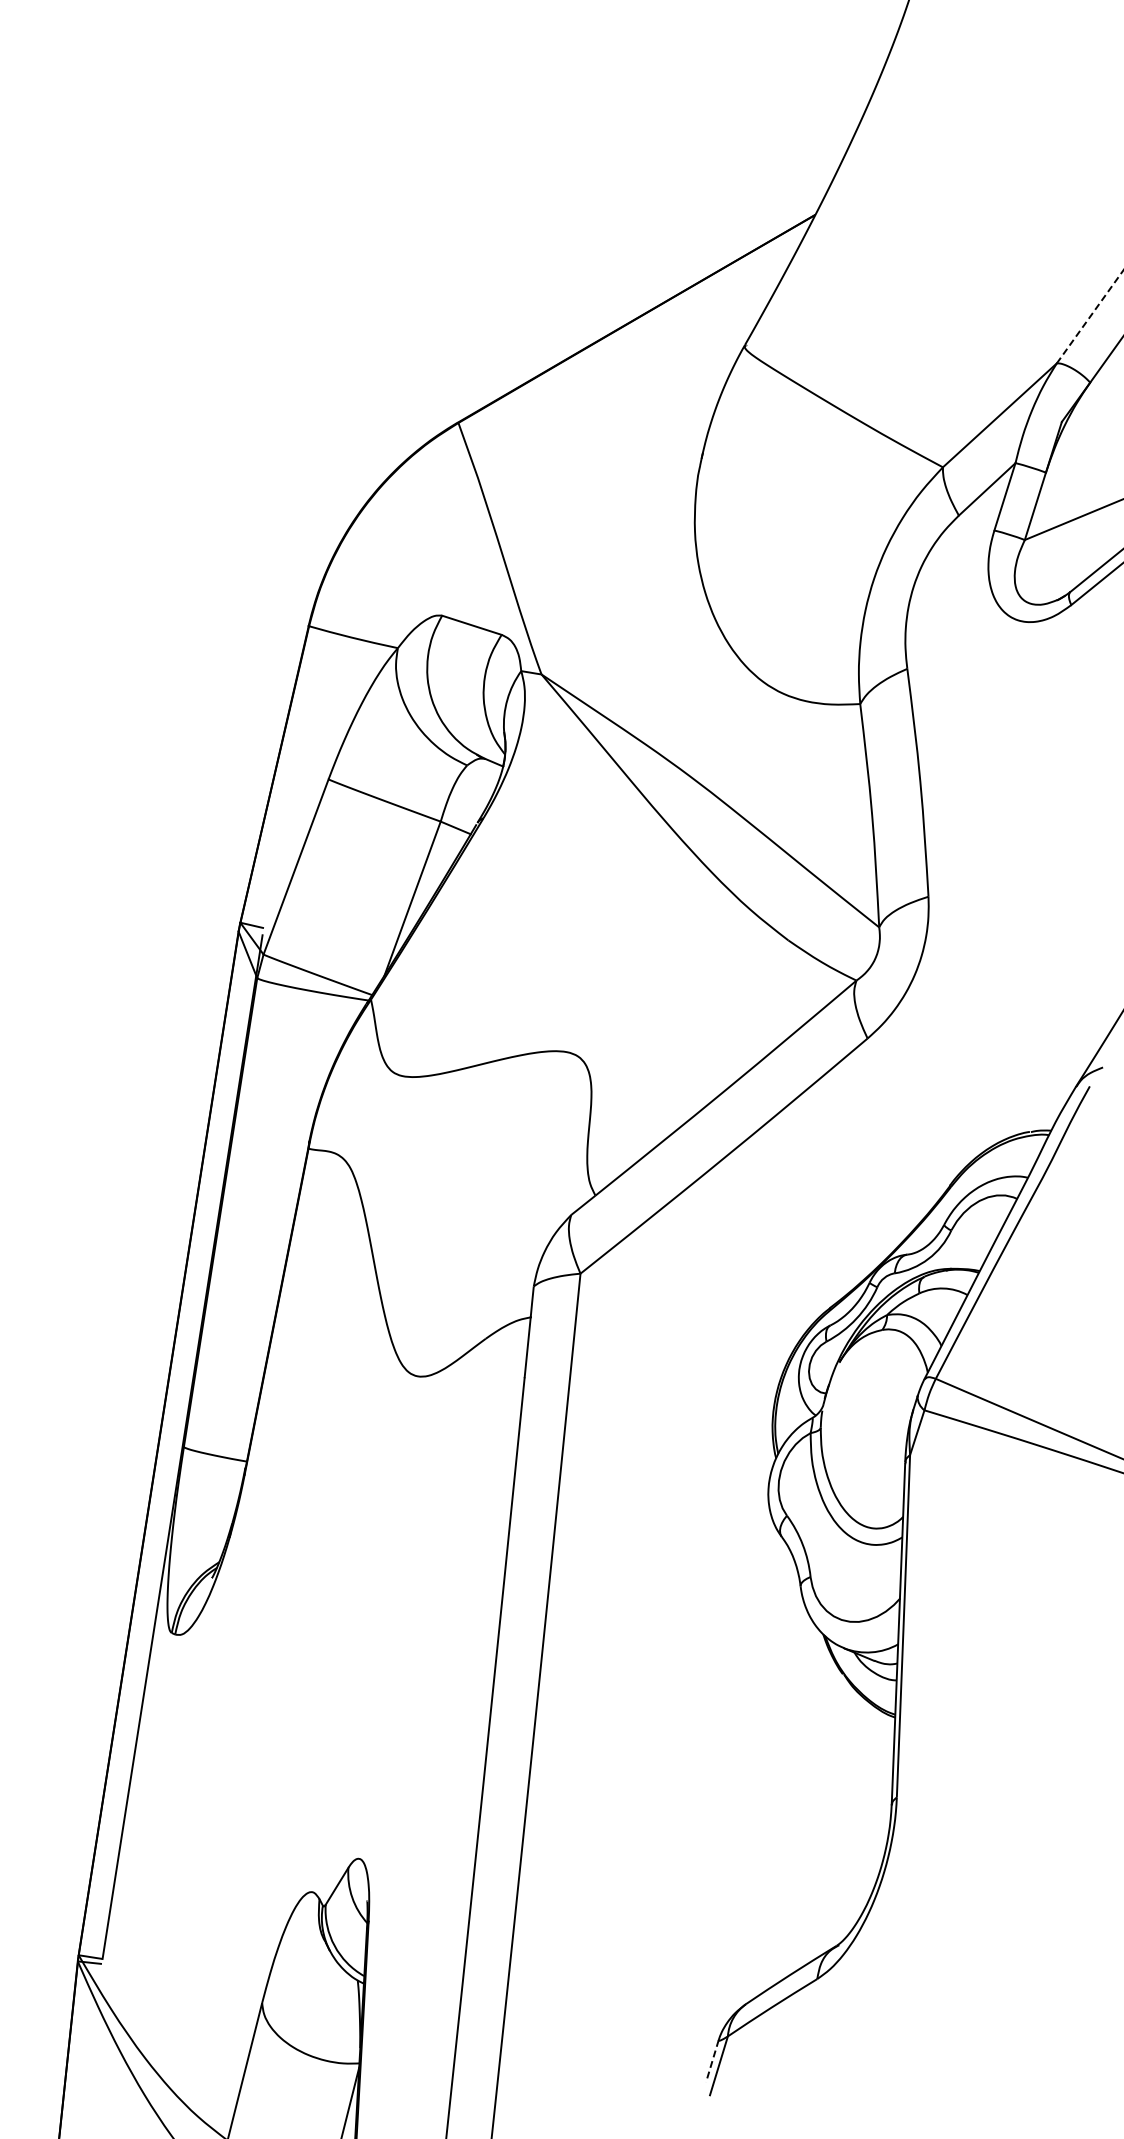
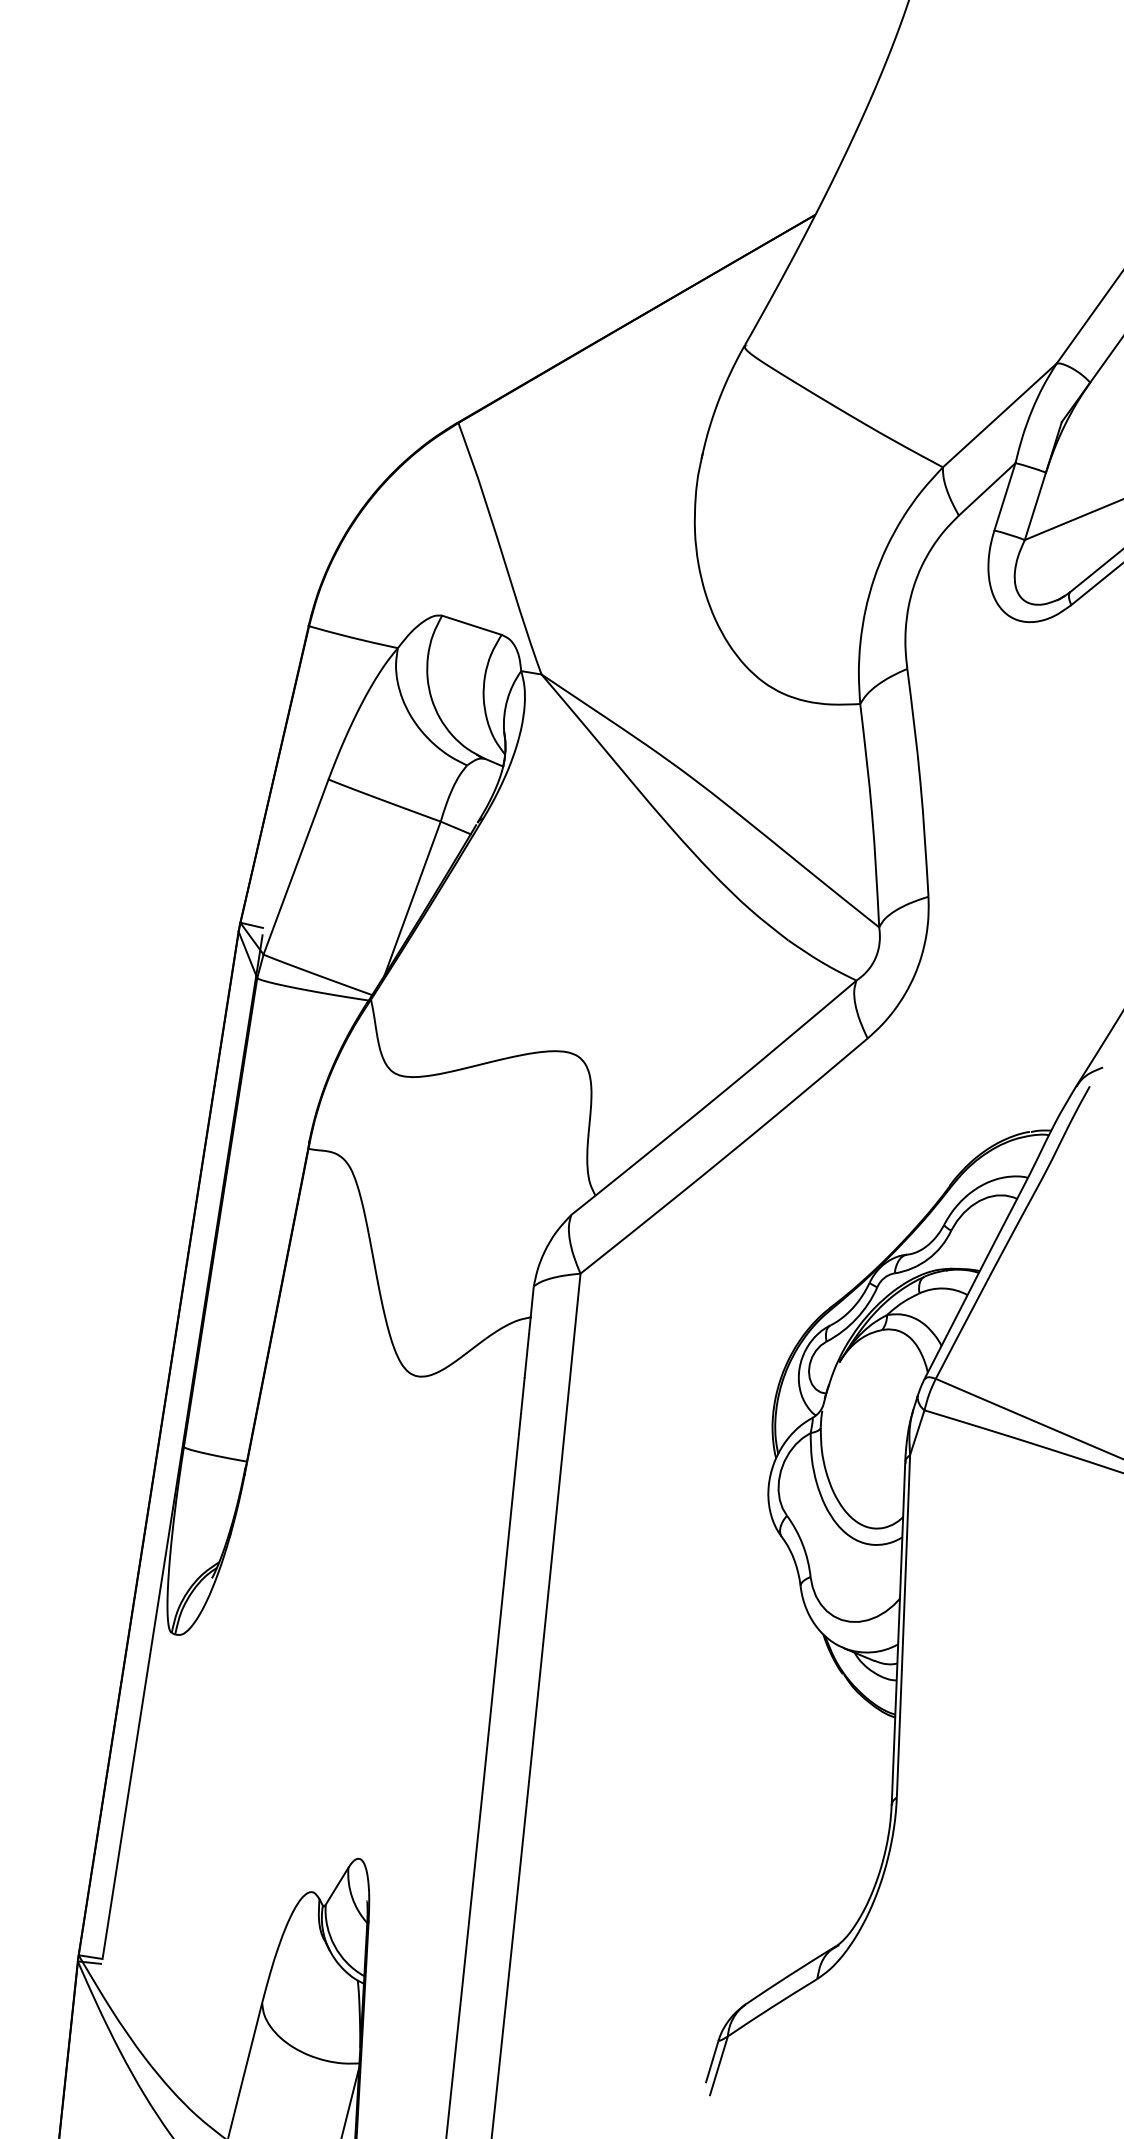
line: dashed -> solid (1090, 316)
line: dashed -> solid (712, 2061)
